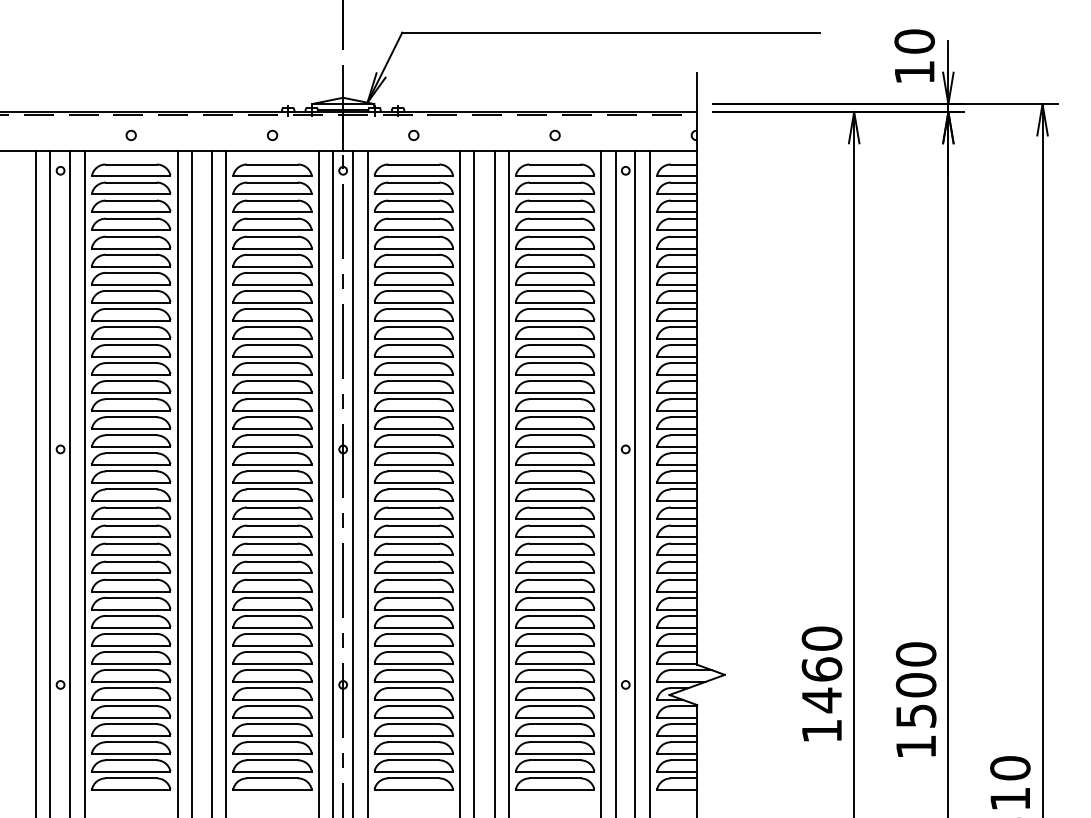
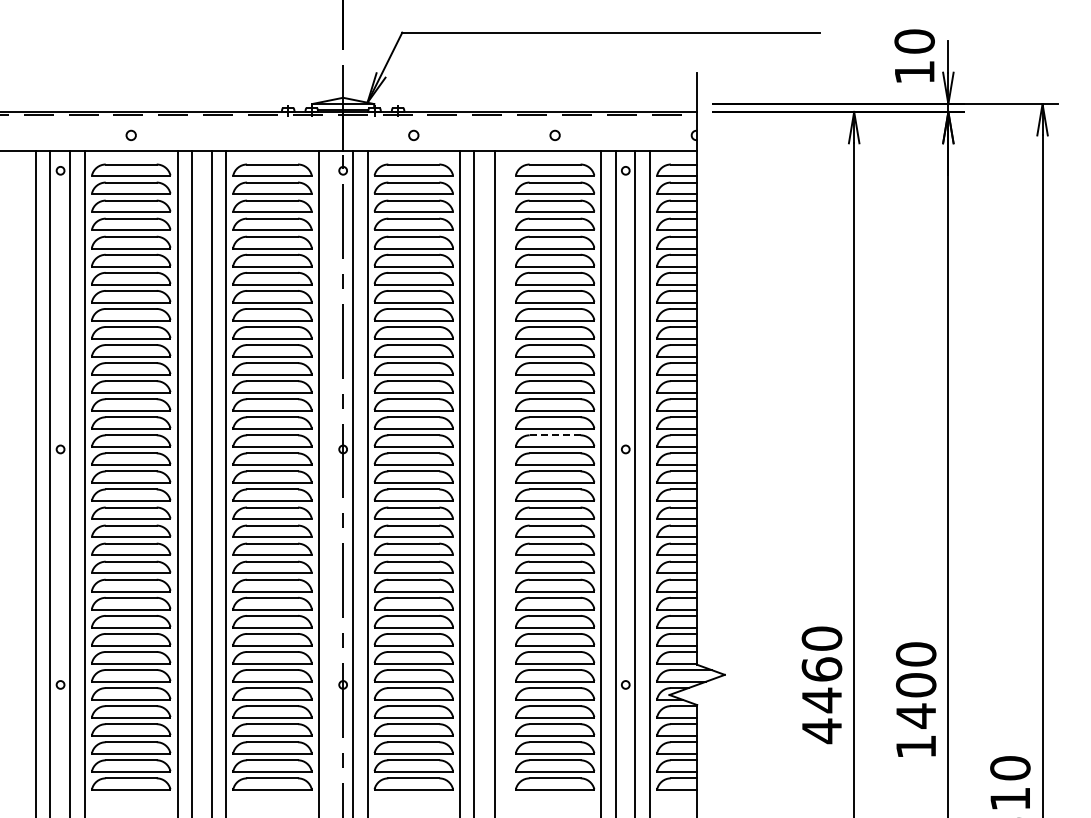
circle: present -> none (272, 135)
line: solid -> dashed (554, 435)
line: present -> none (332, 482)
line: present -> none (508, 482)
text: 1500 -> 1400 (916, 715)
text: 1460 -> 4460 (821, 731)
